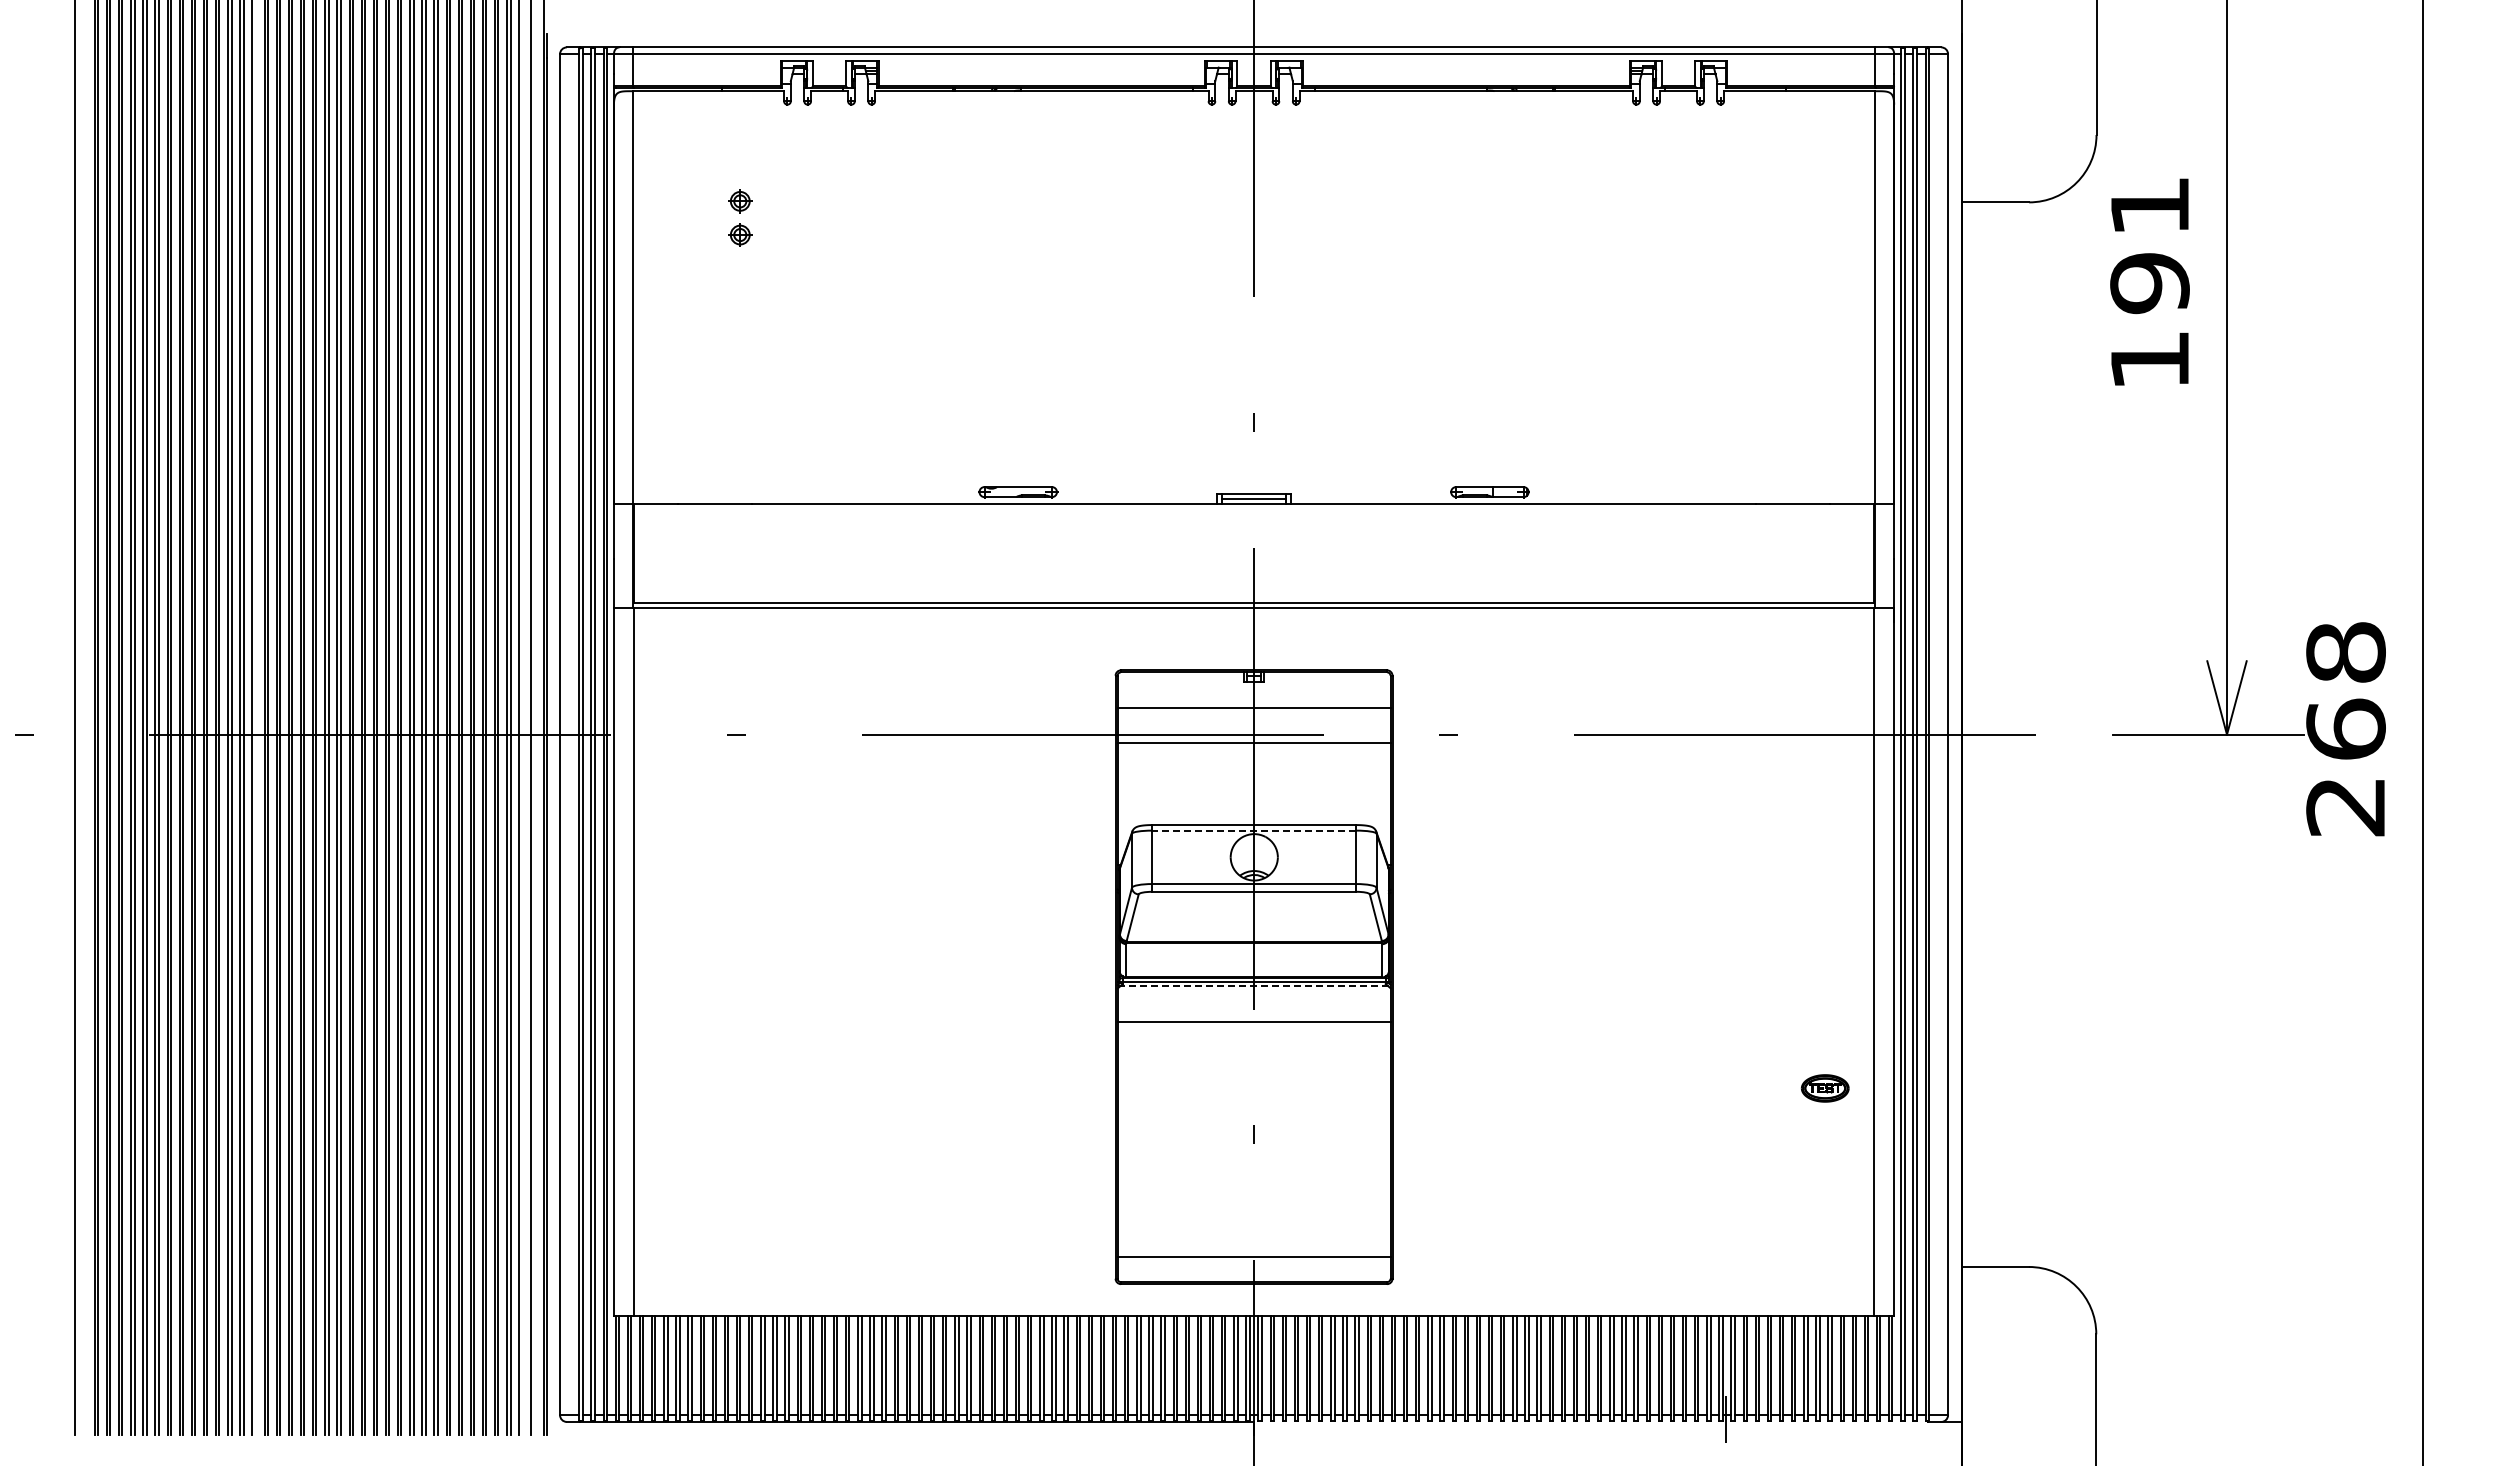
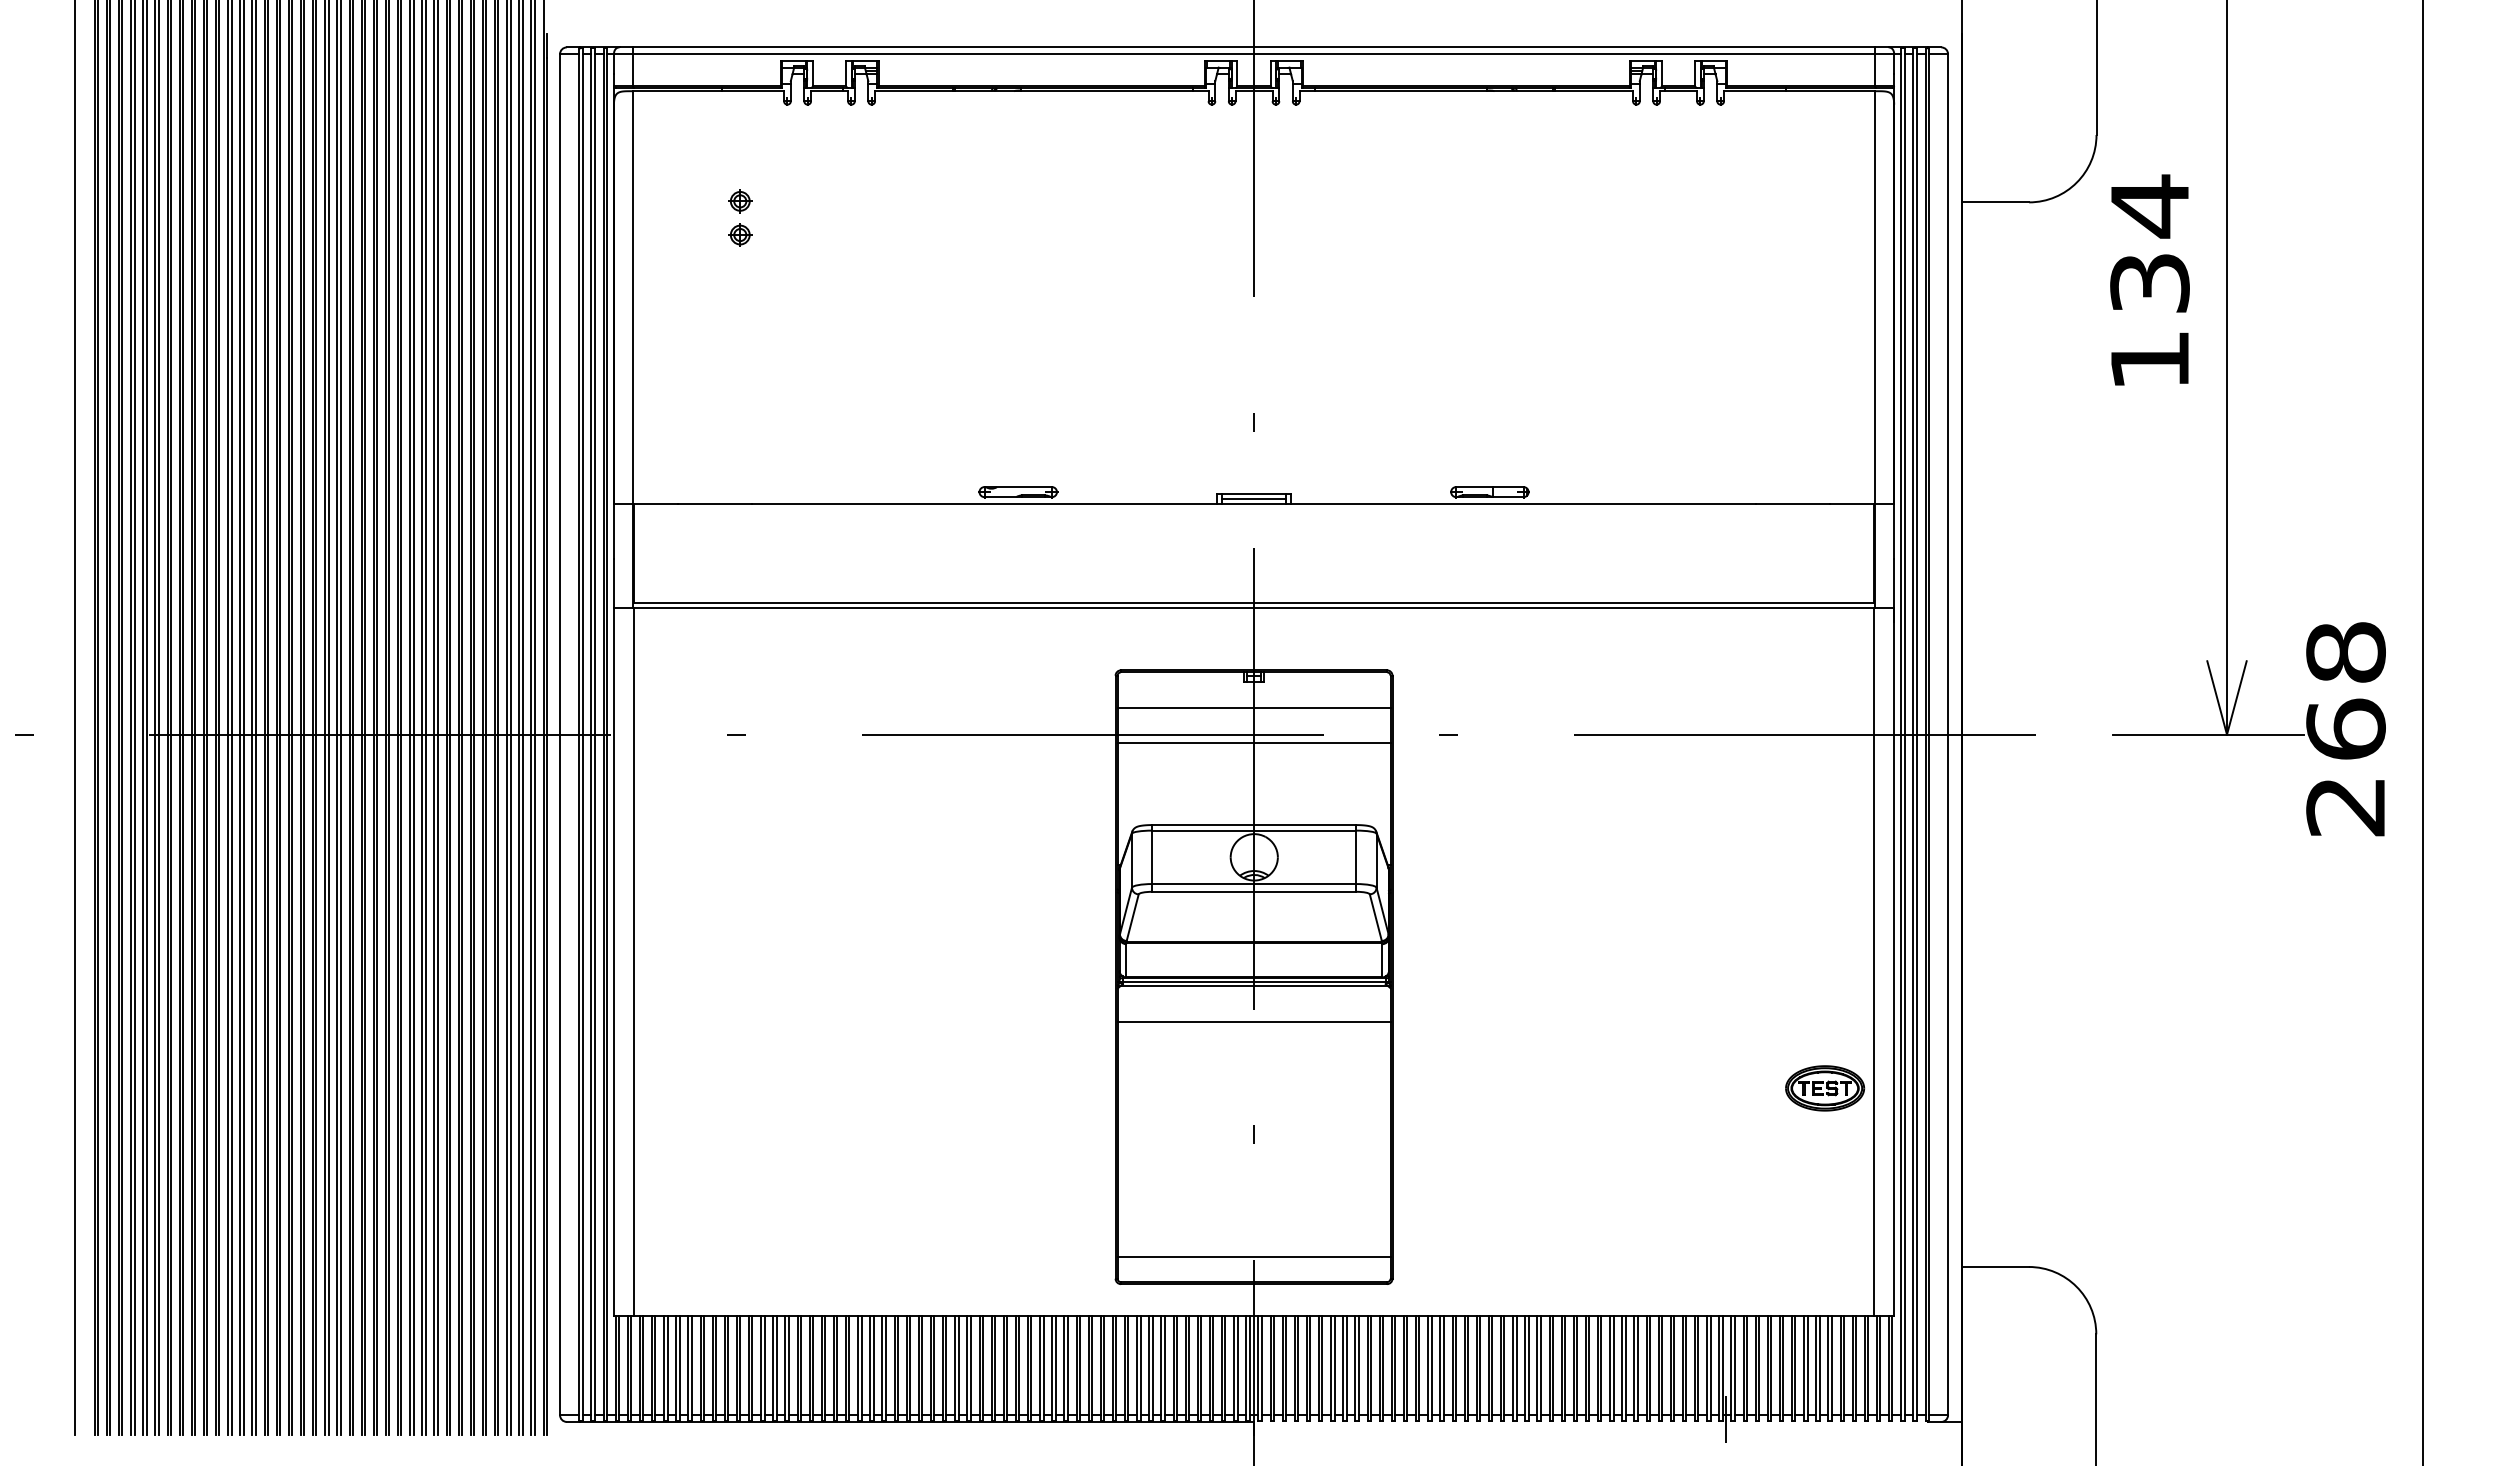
text: 191 -> 134 (2149, 244)
line: none -> present (255, 718)
line: none -> present (522, 718)
line: none -> present (534, 718)
line: dashed -> solid (1253, 830)
line: dashed -> solid (1254, 986)
part size: 50x29 px -> 81x47 px (1825, 1088)
